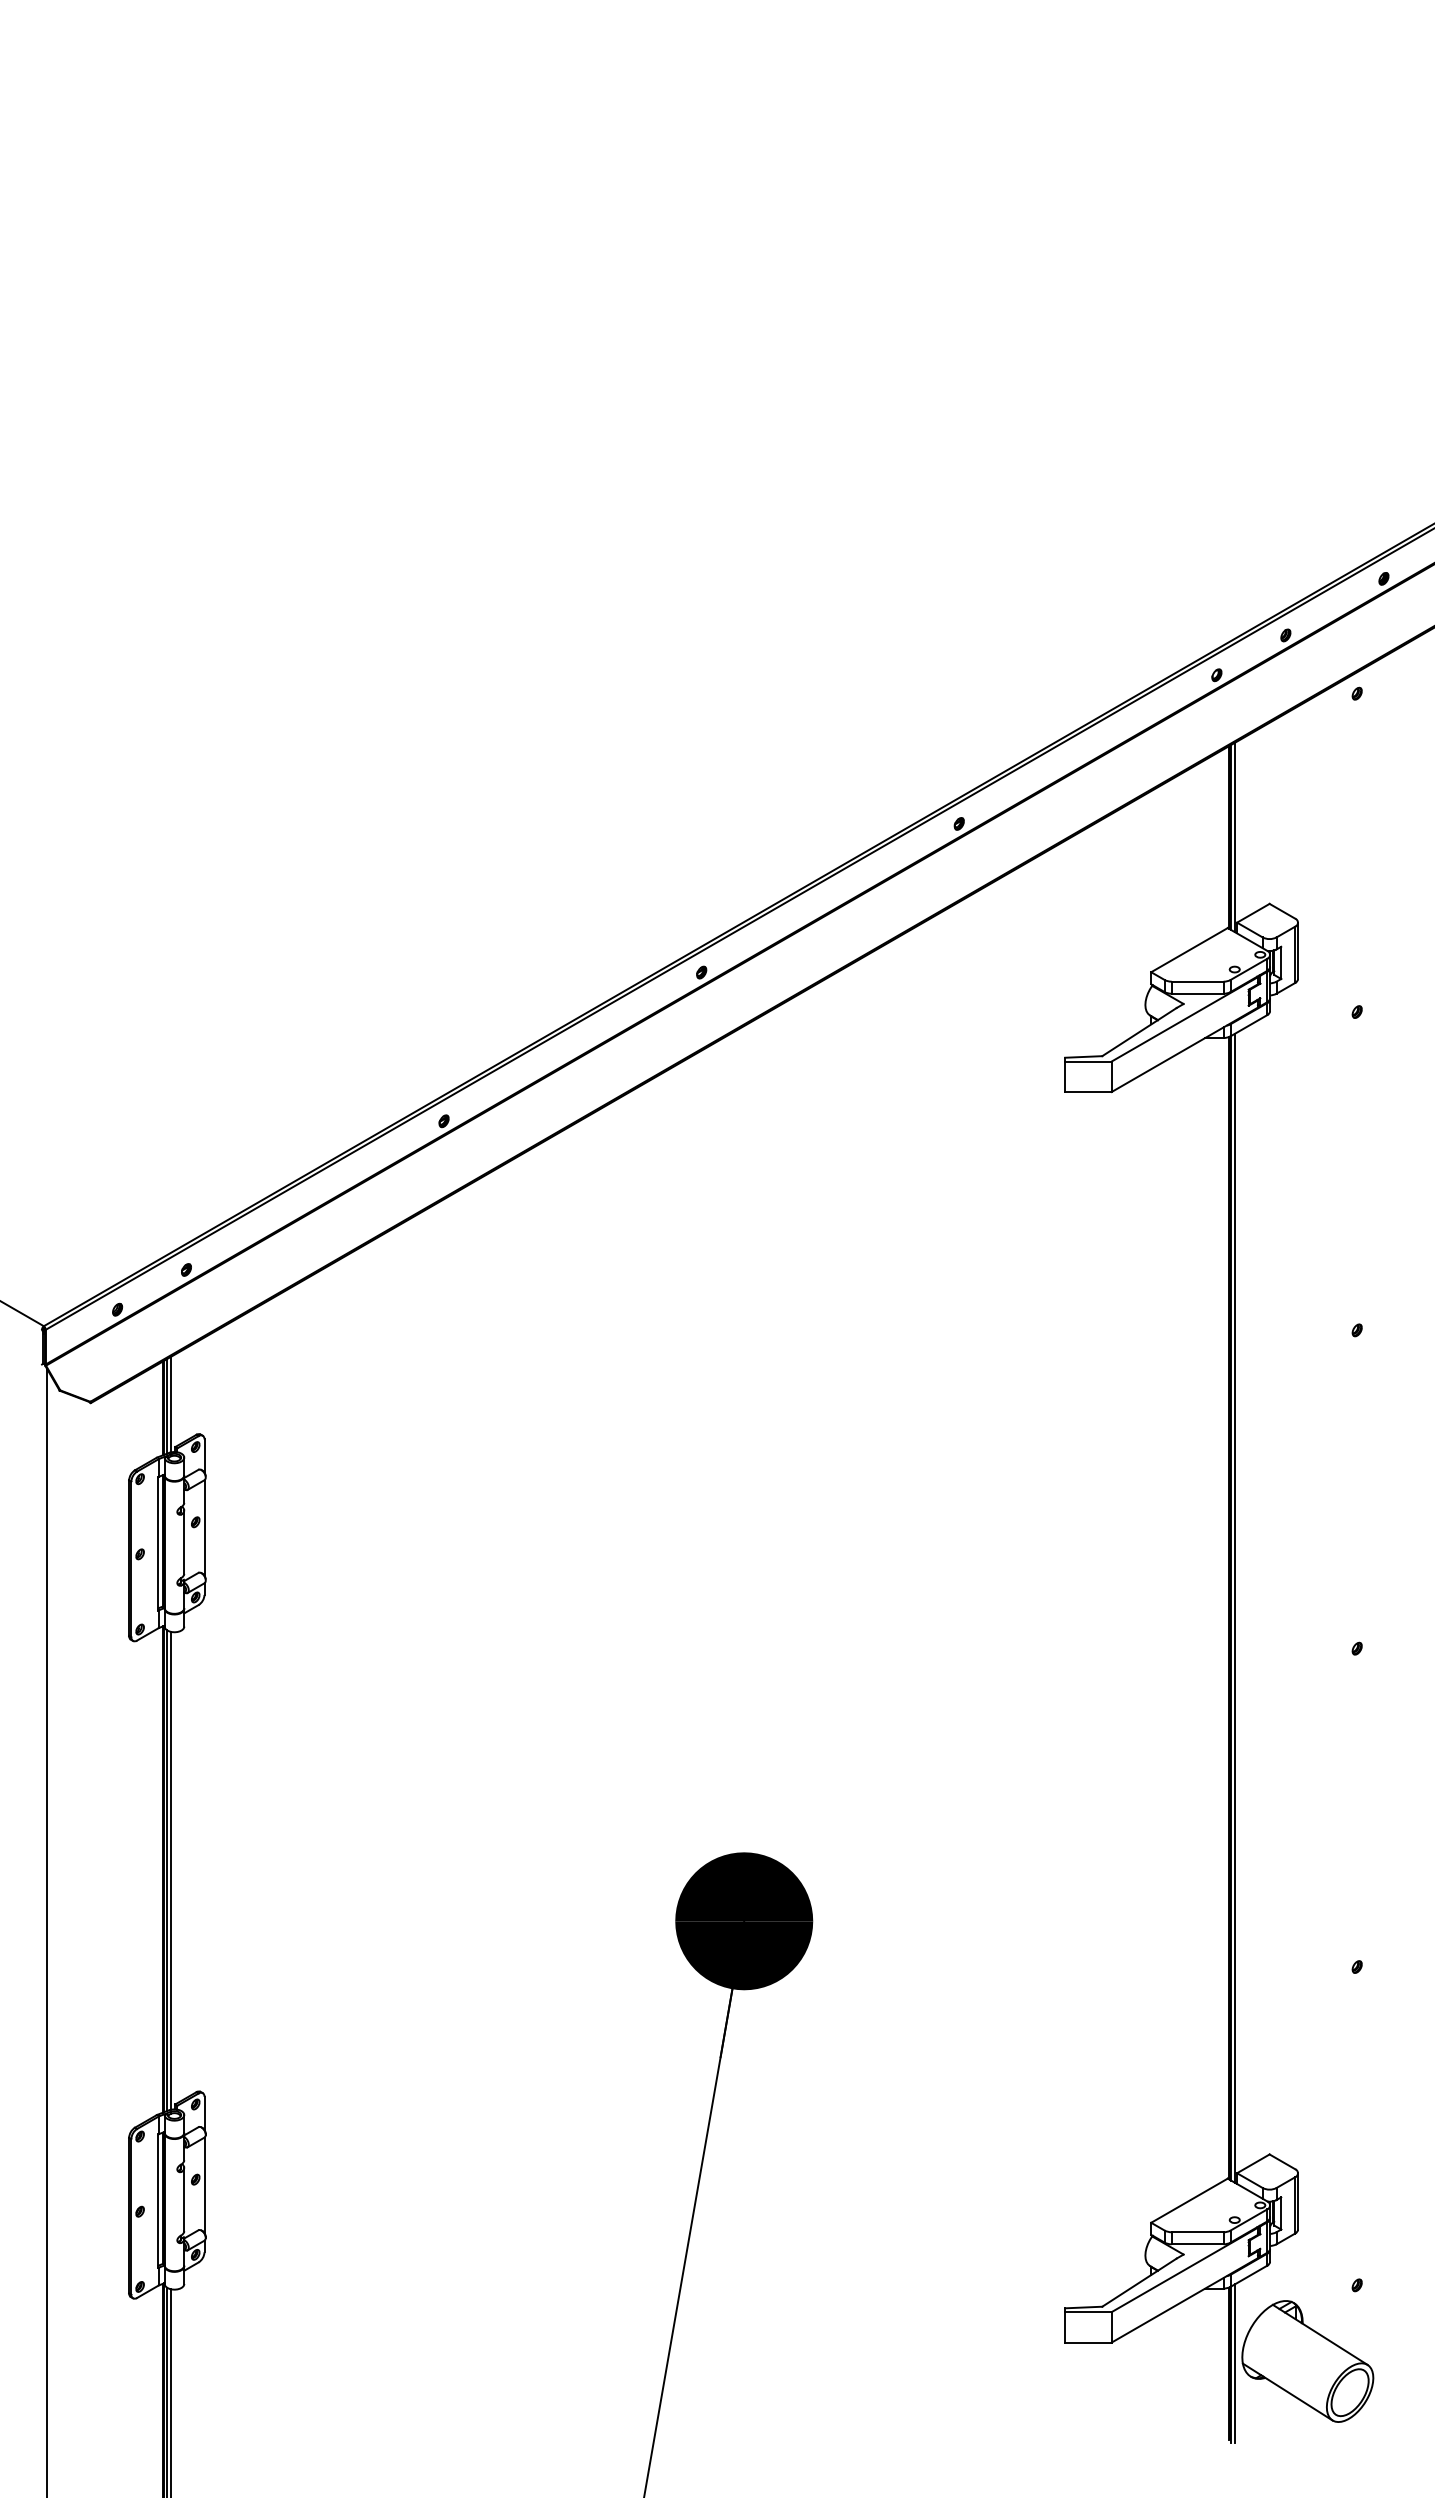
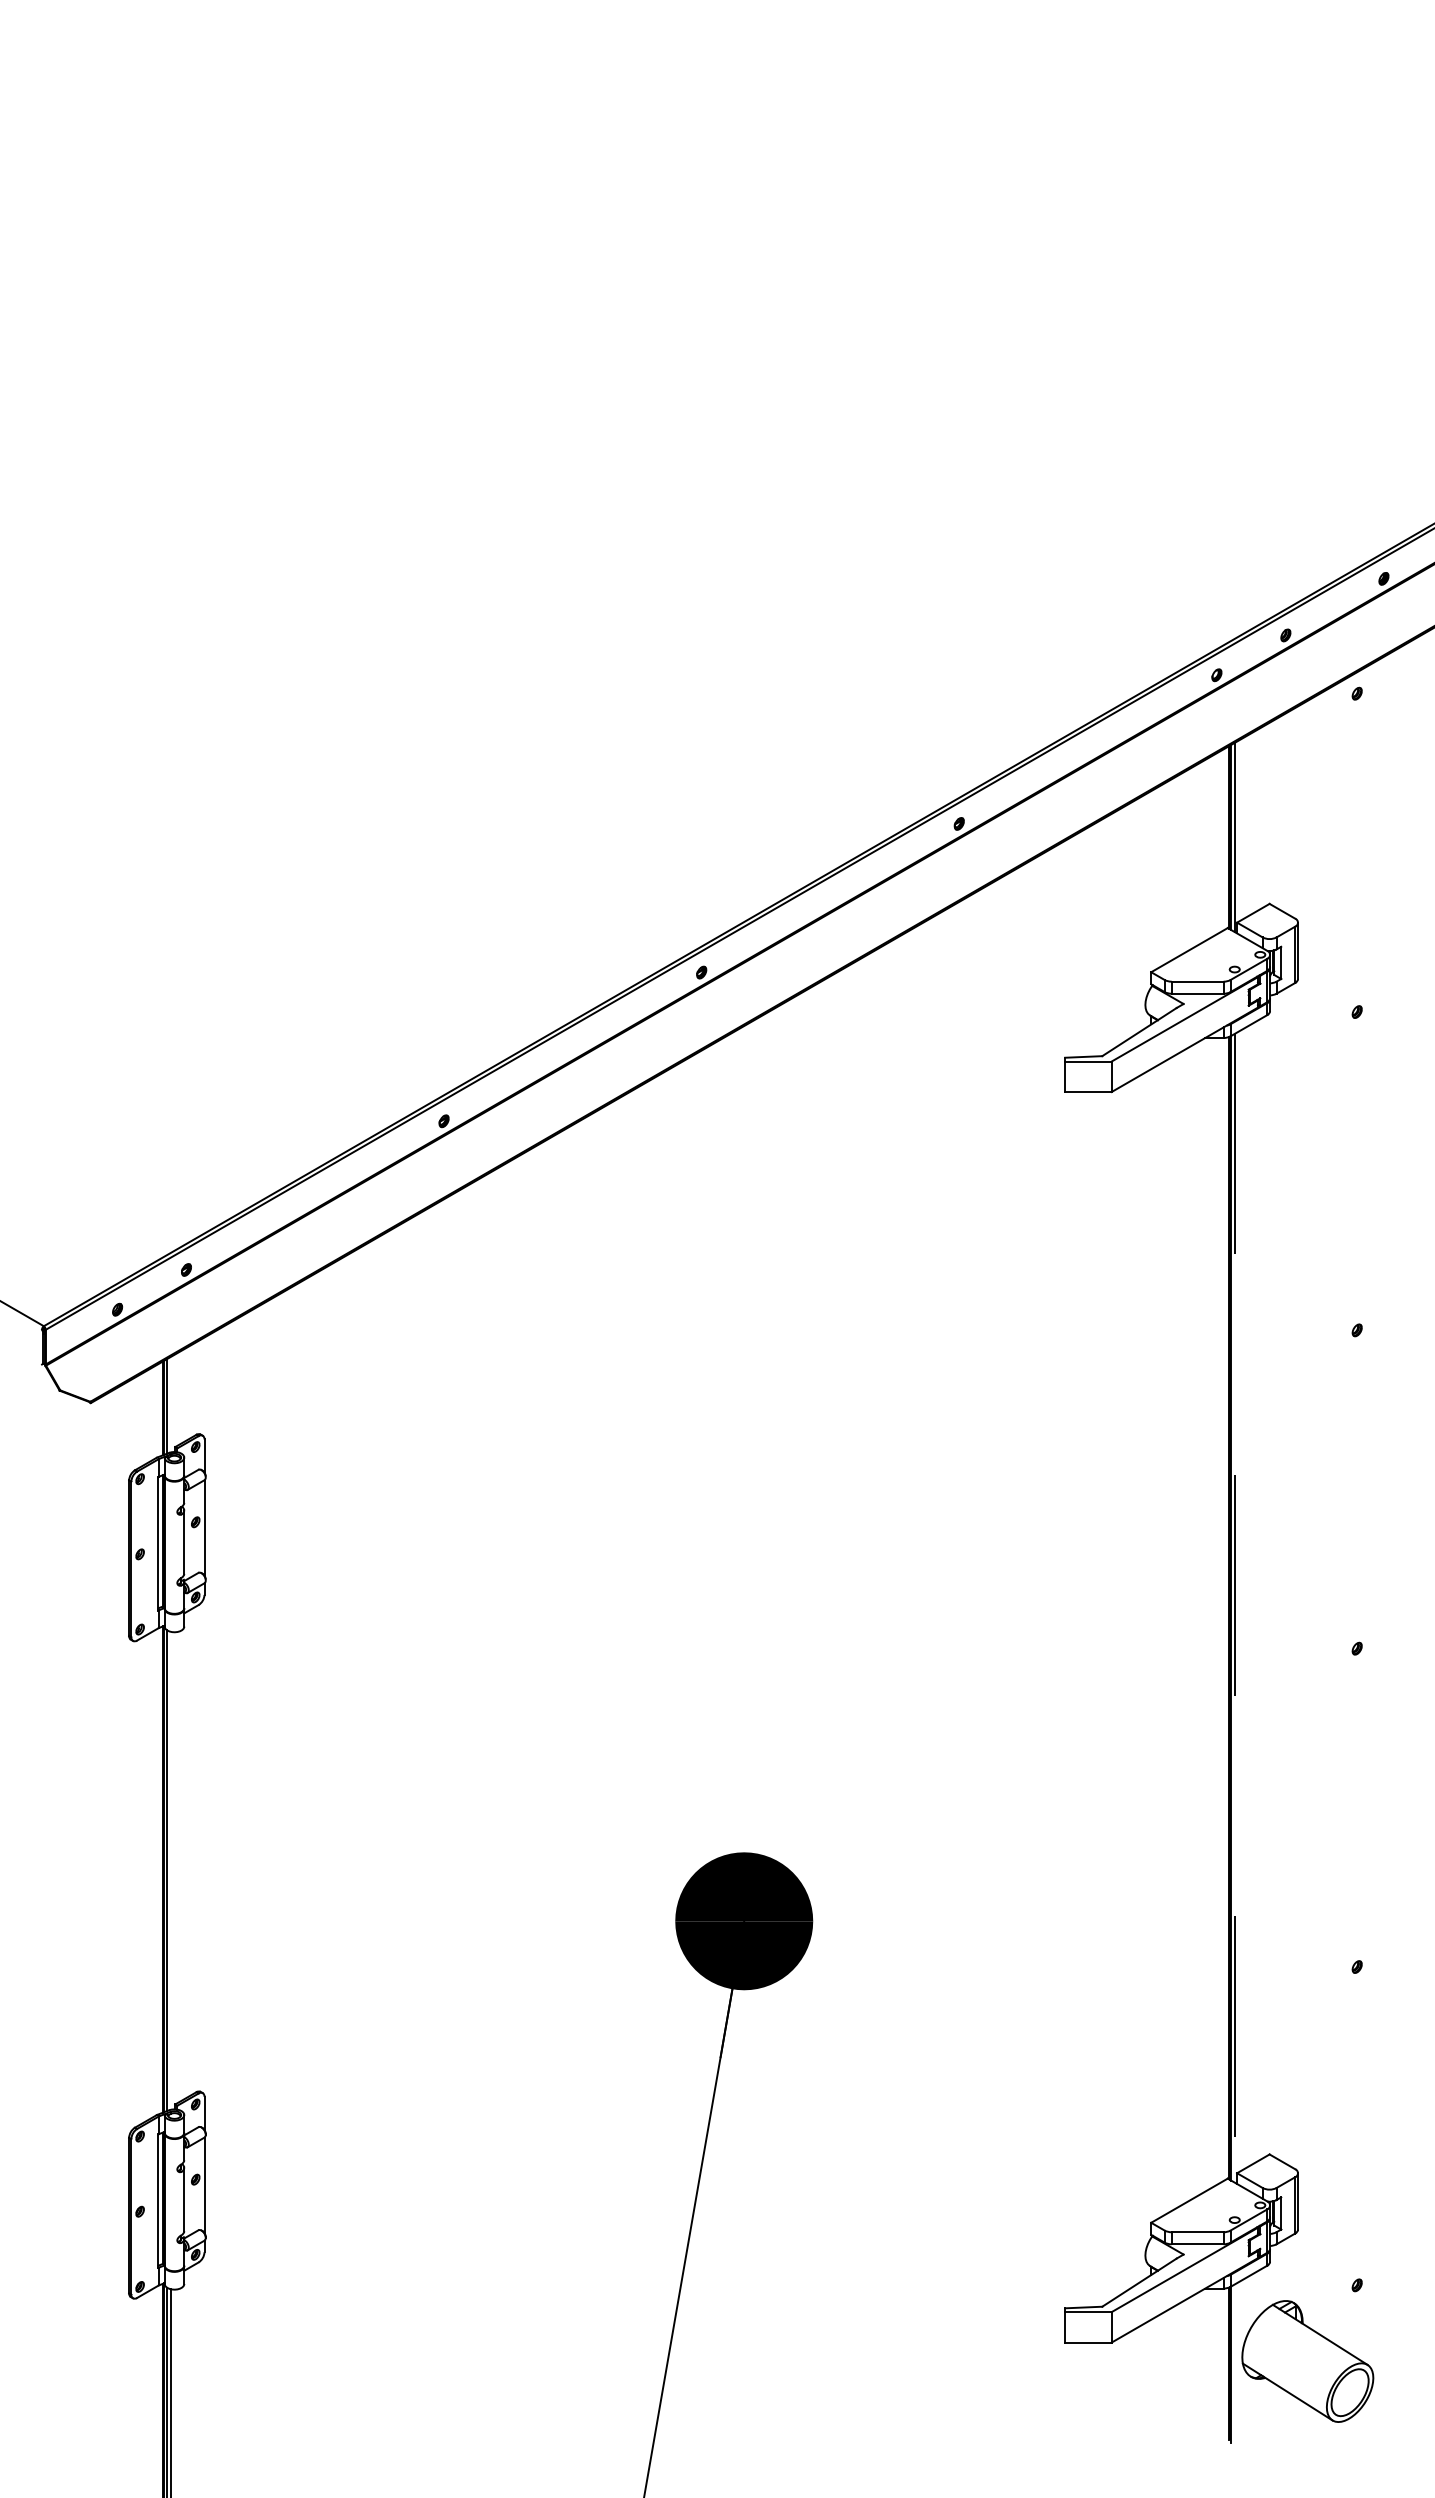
line: present -> none (171, 1404)
line: solid -> dashed (1235, 1608)
line: present -> none (171, 1870)
line: present -> none (46, 1931)
line: present -> none (1235, 2363)
